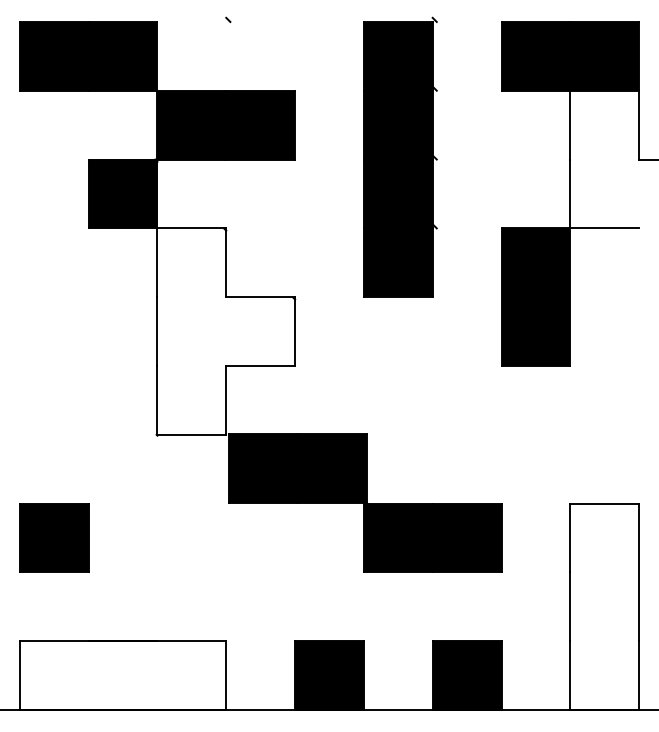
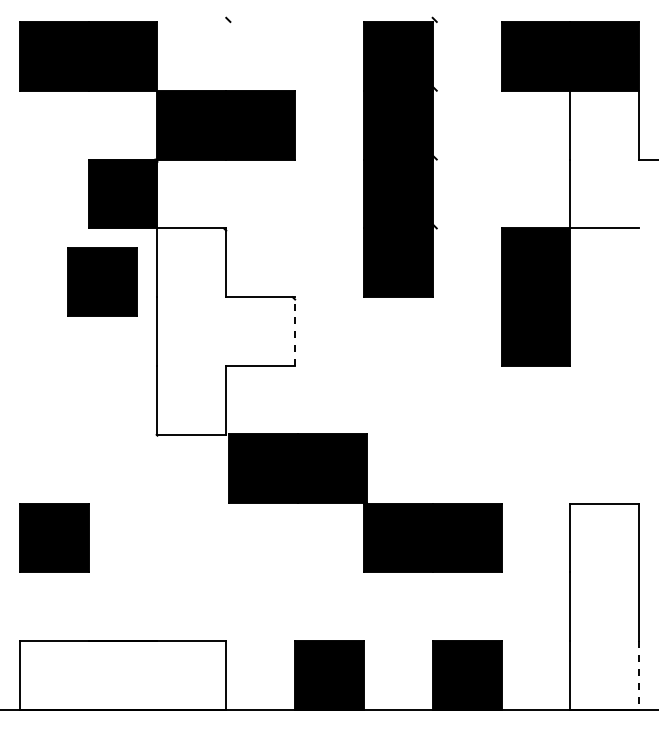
part: none -> present (102, 281)
line: solid -> dashed (295, 331)
line: solid -> dashed (639, 676)
